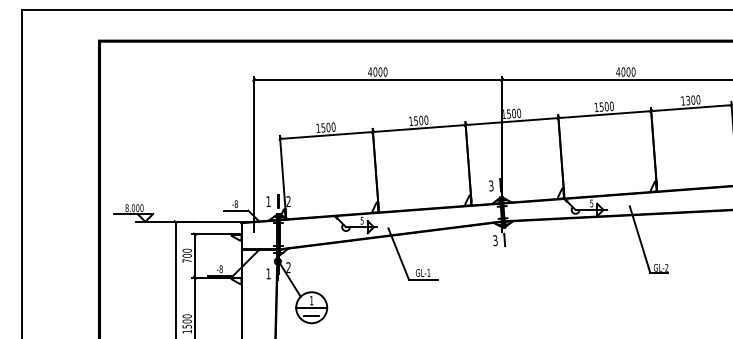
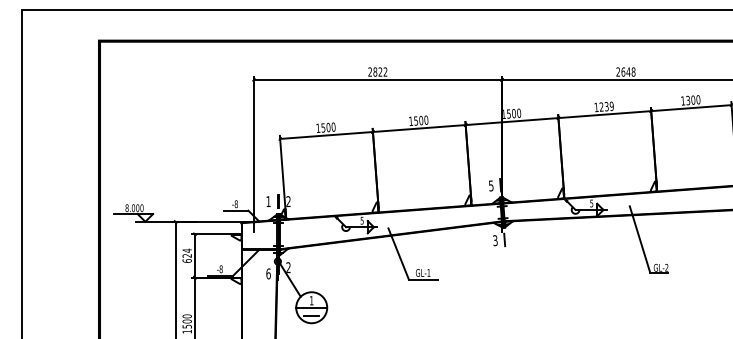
text: 4000 -> 2822 (377, 71)
text: 4000 -> 2648 (625, 71)
text: 1500 -> 1239 (606, 106)
text: 3 -> 5 (491, 184)
text: 700 -> 624 (186, 255)
text: 1 -> 6 (268, 273)
